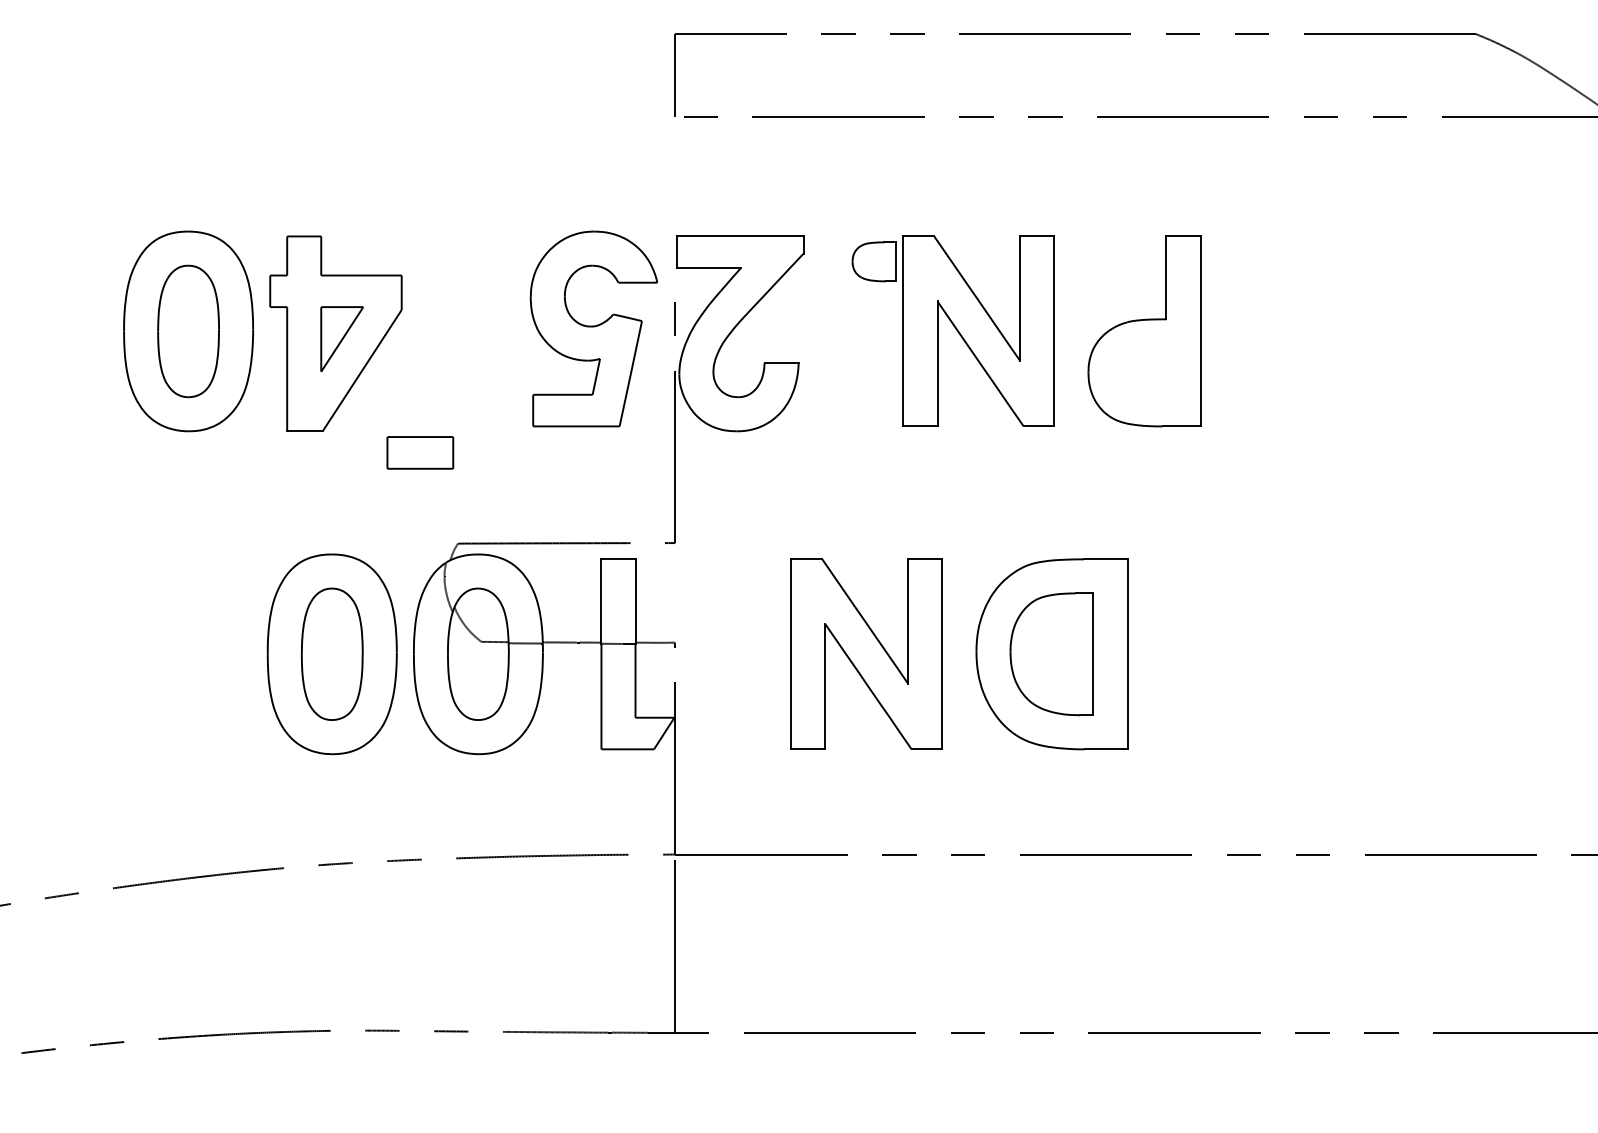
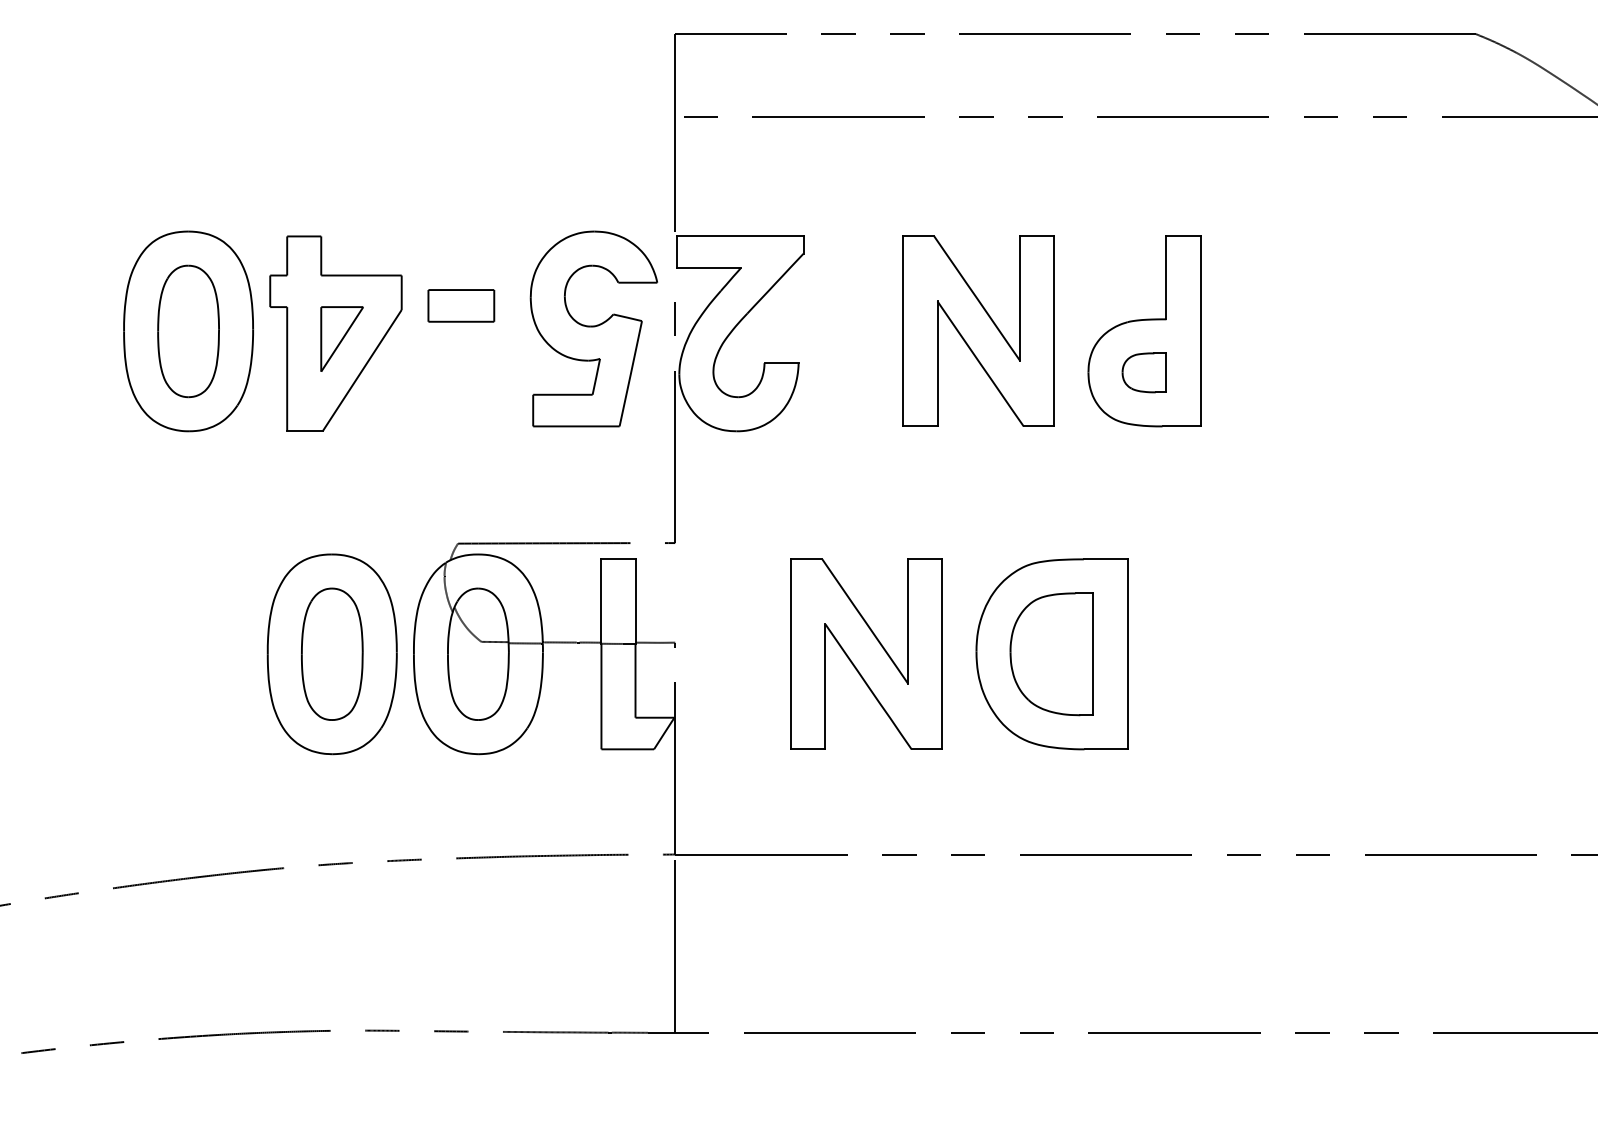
line: none -> present (675, 173)
part position: (873, 261) -> (1143, 372) (1143, 372)
part position: (420, 452) -> (461, 305) (461, 305)
